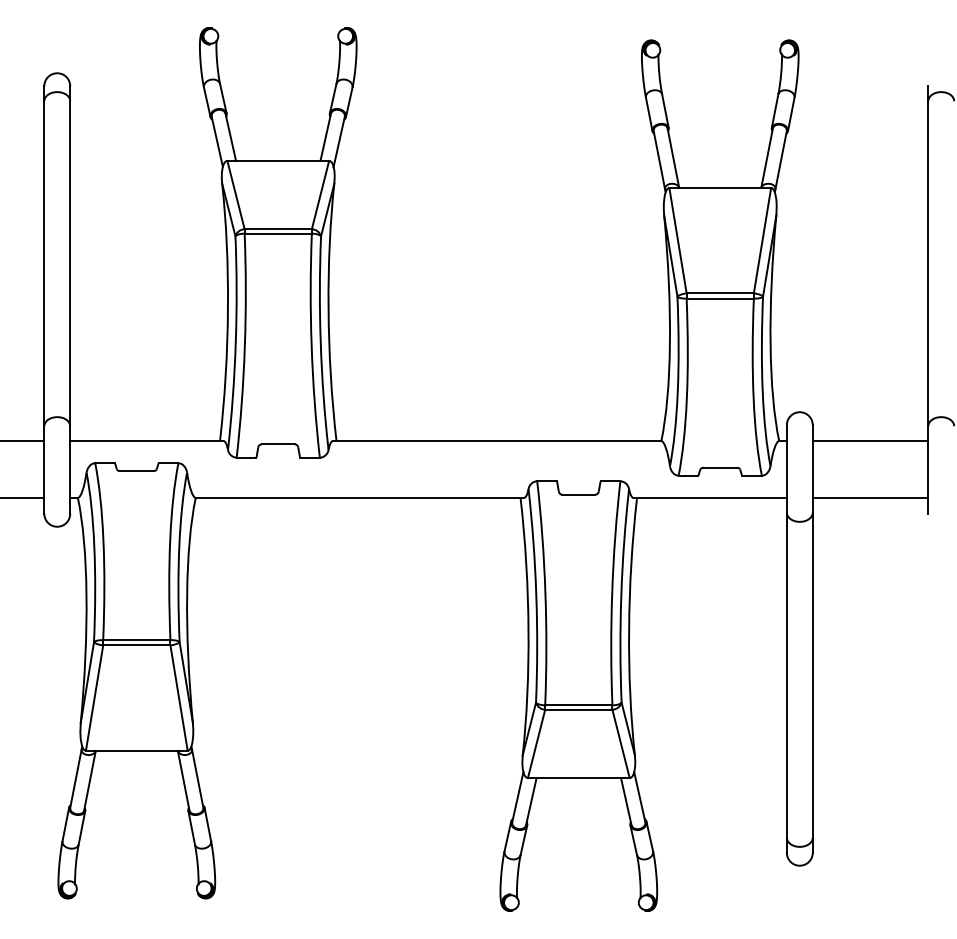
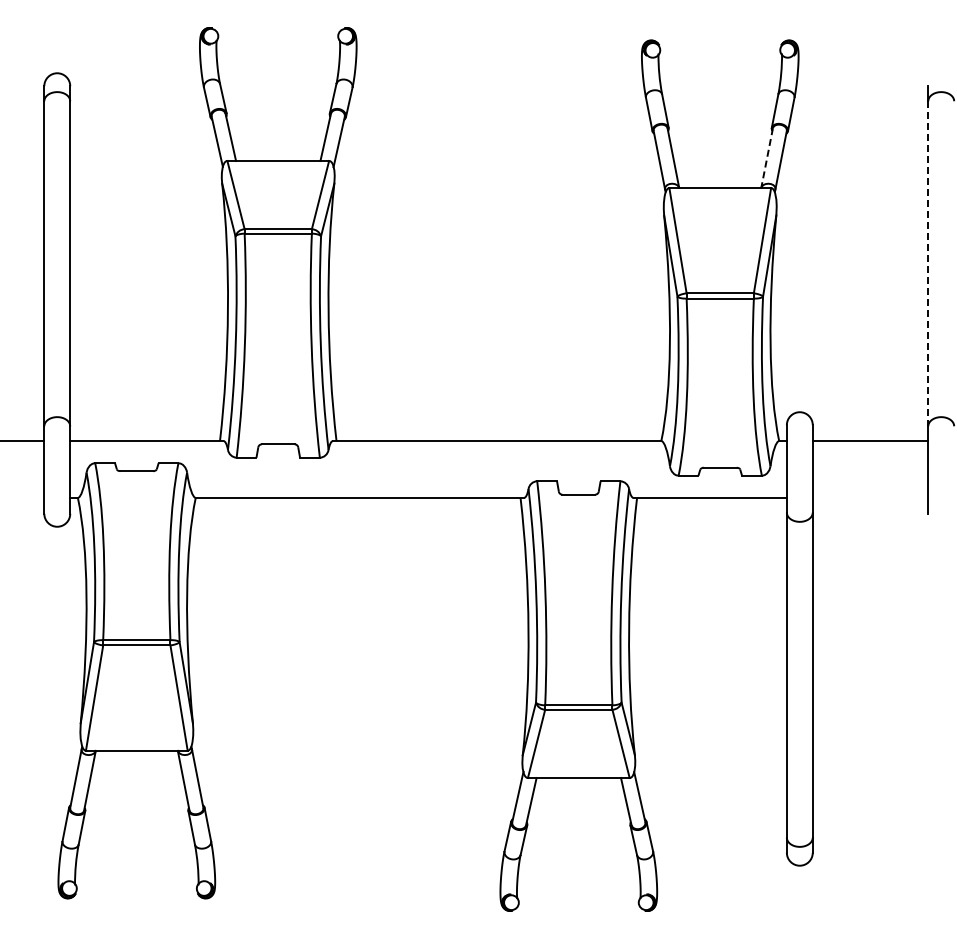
line: solid -> dashed (767, 158)
line: solid -> dashed (928, 263)
line: present -> none (23, 497)
line: present -> none (870, 497)
